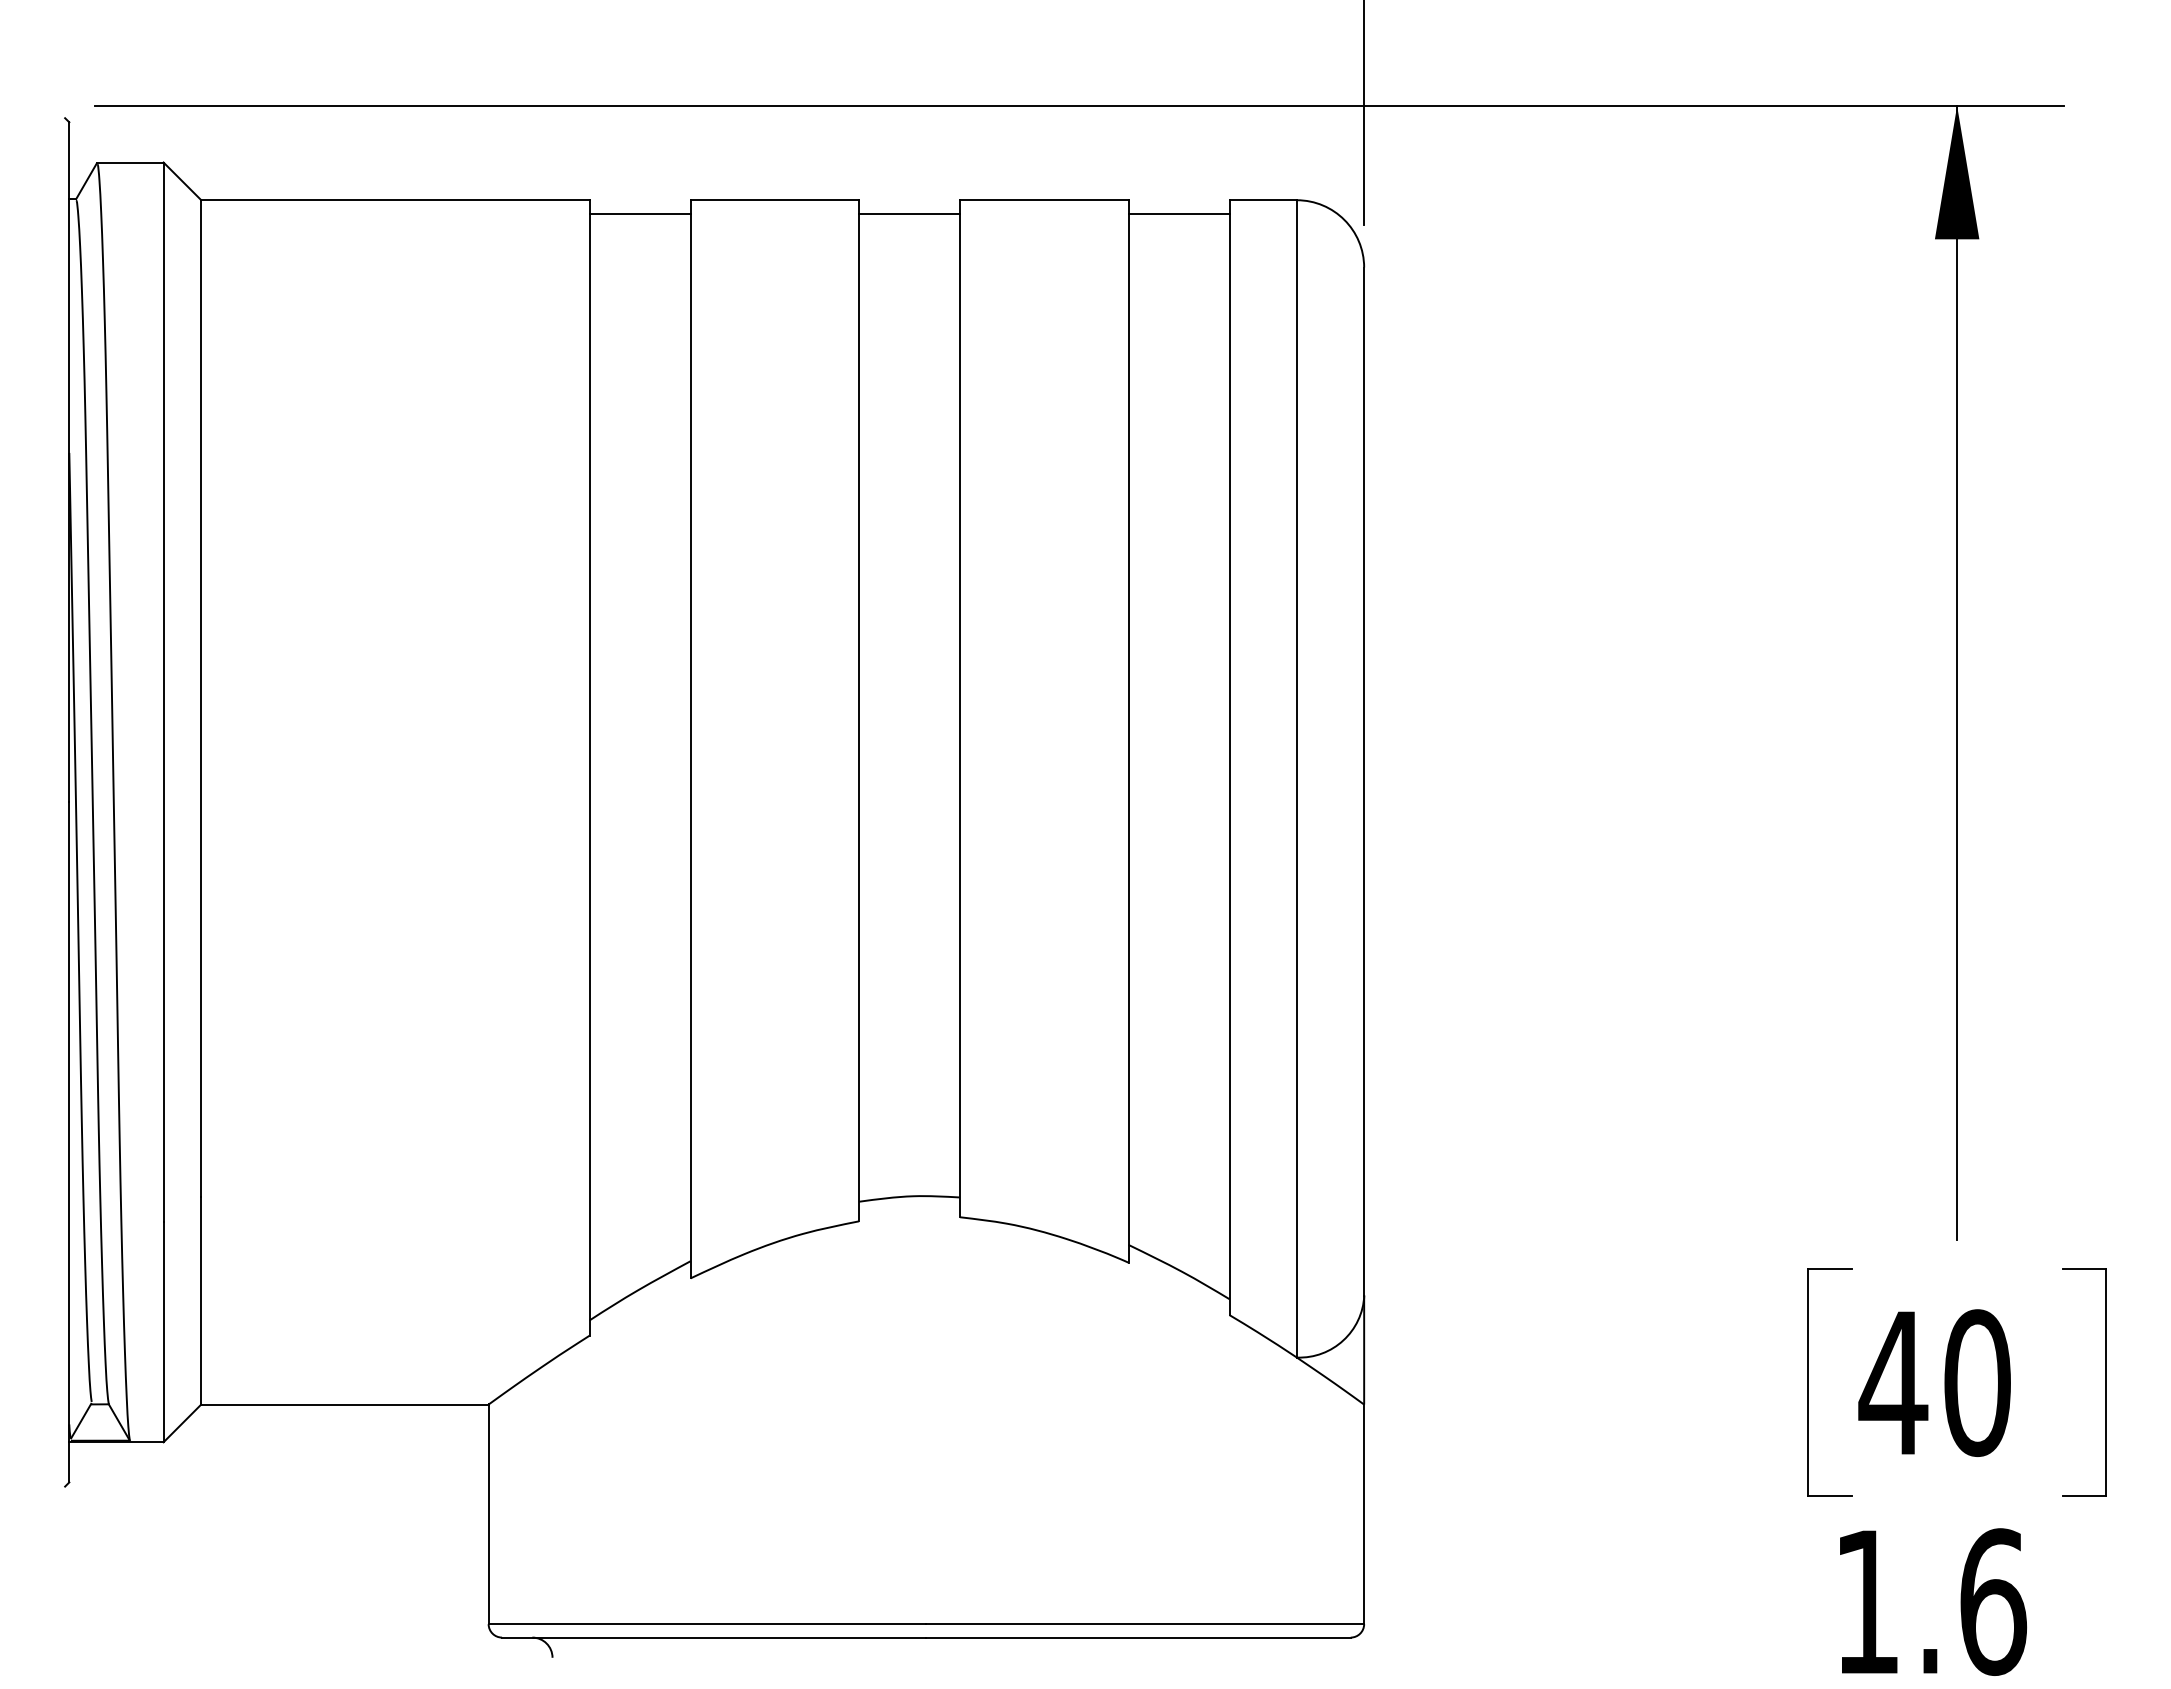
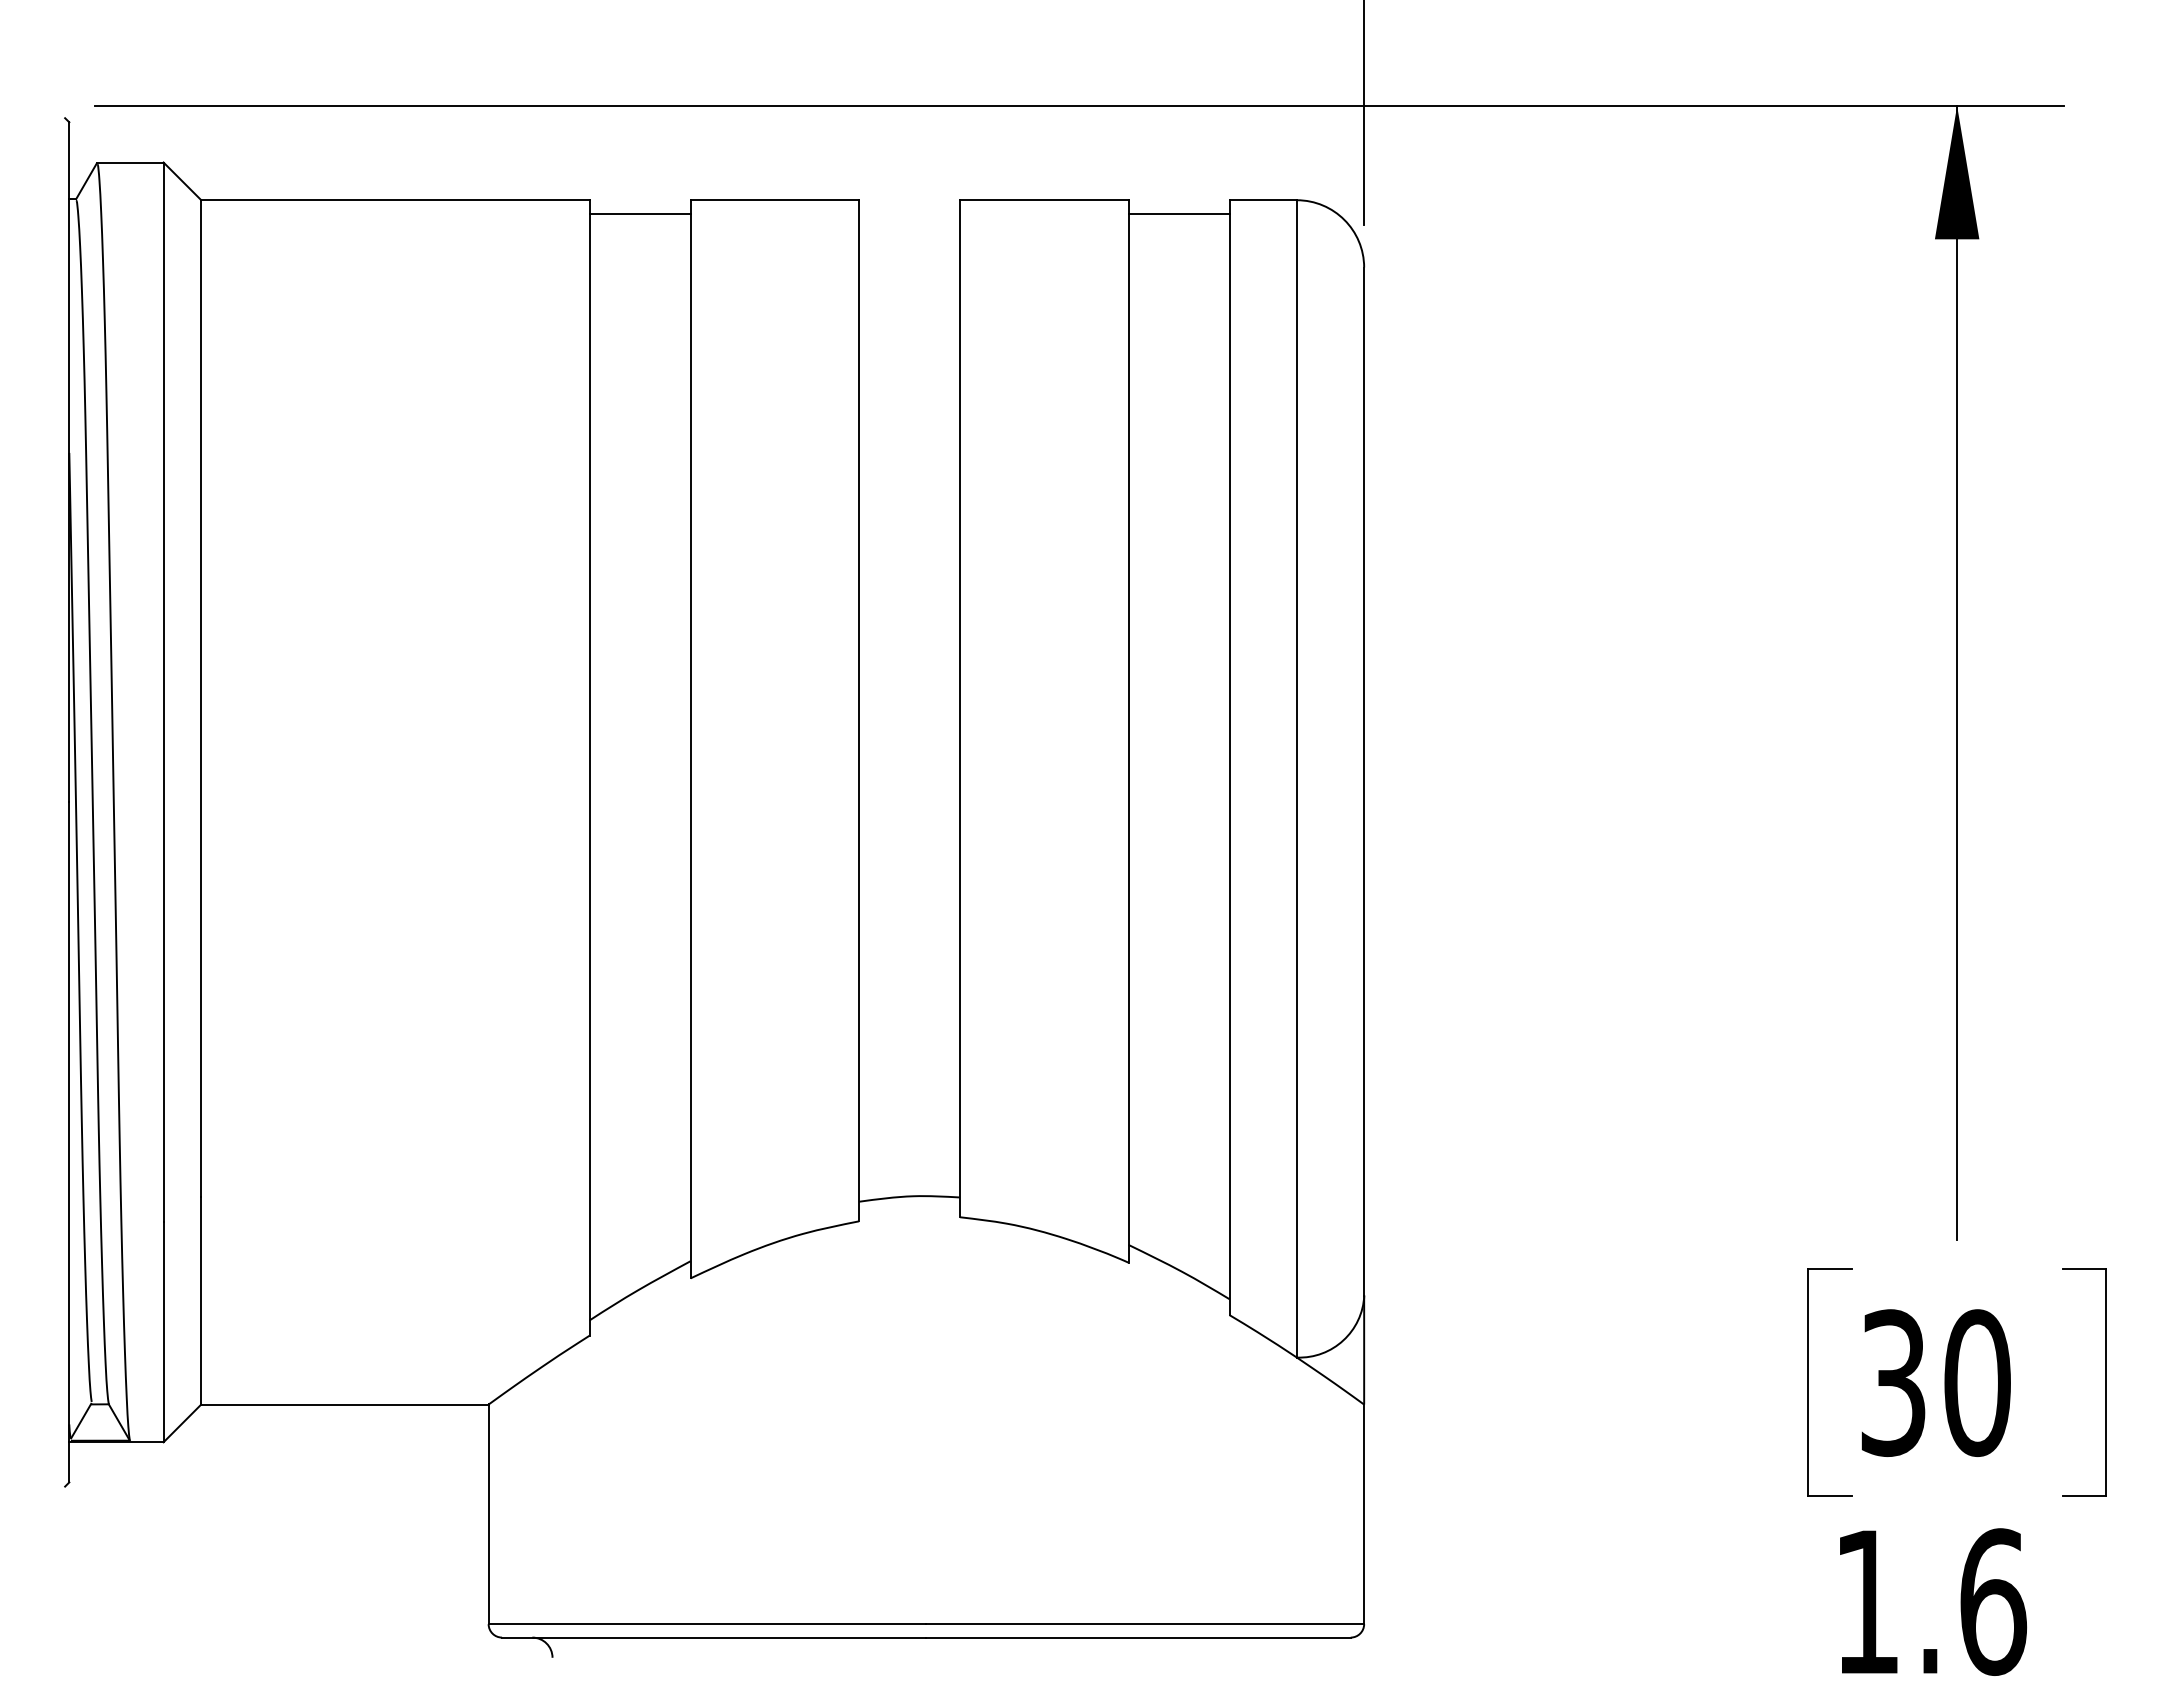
line: present -> none (909, 213)
text: 40 -> 30 (1893, 1383)
